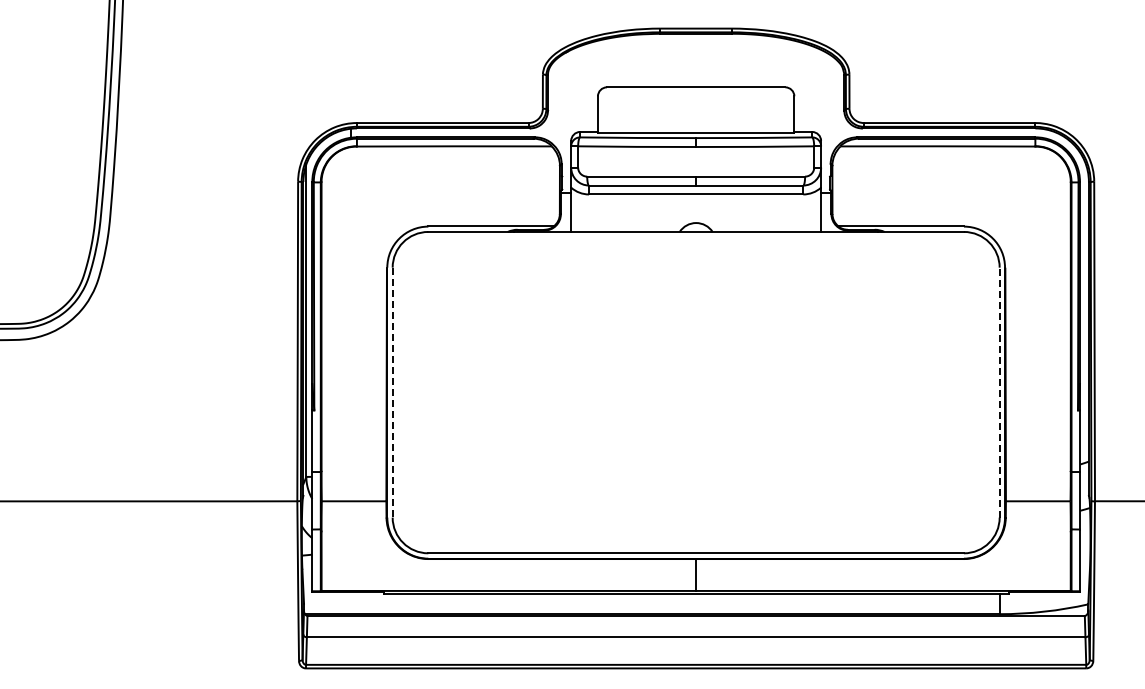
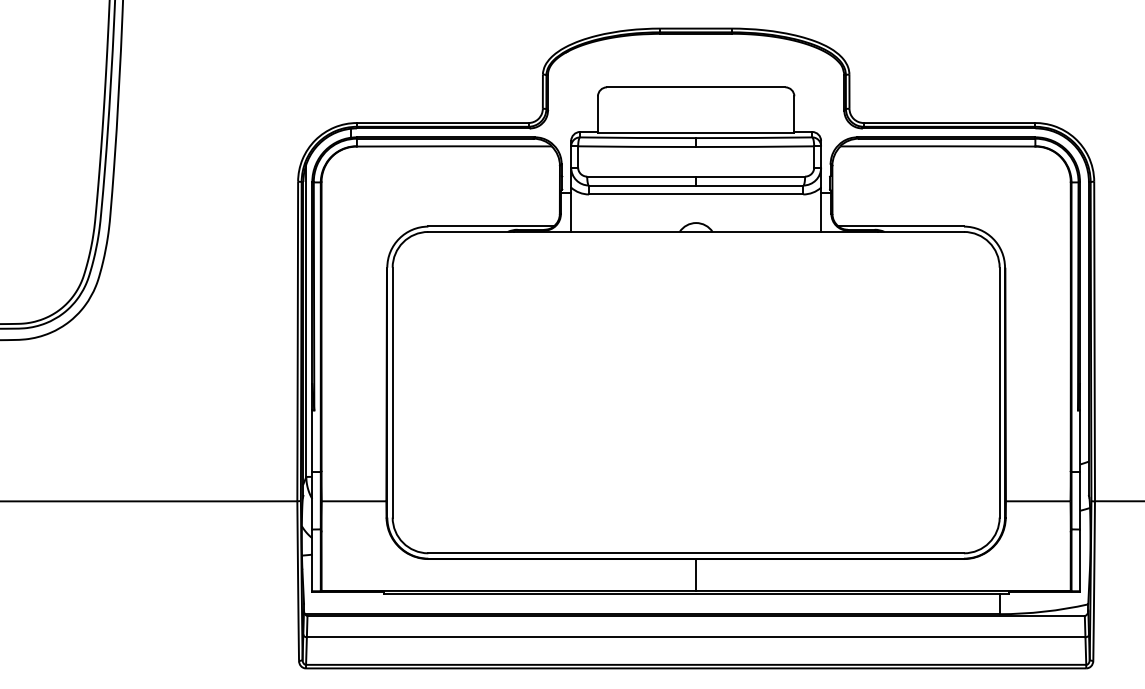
line: dashed -> solid (392, 392)
line: dashed -> solid (999, 392)
